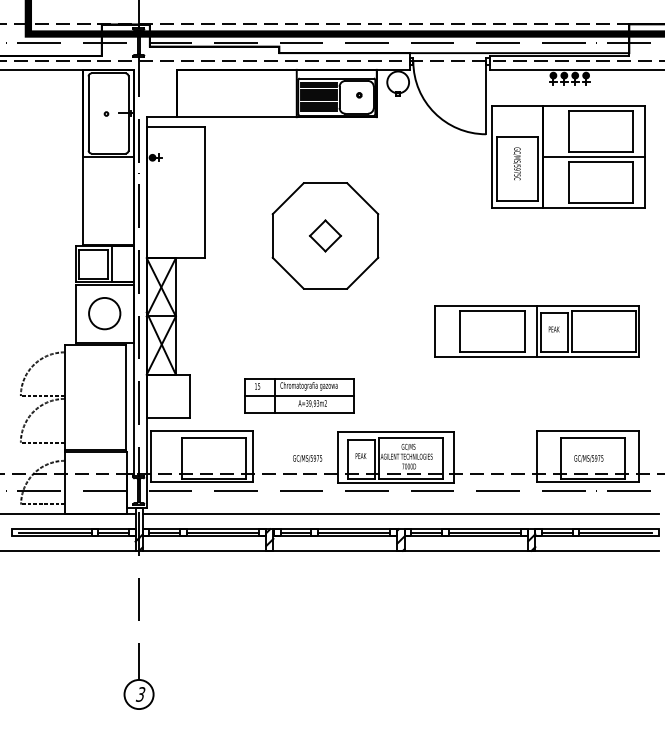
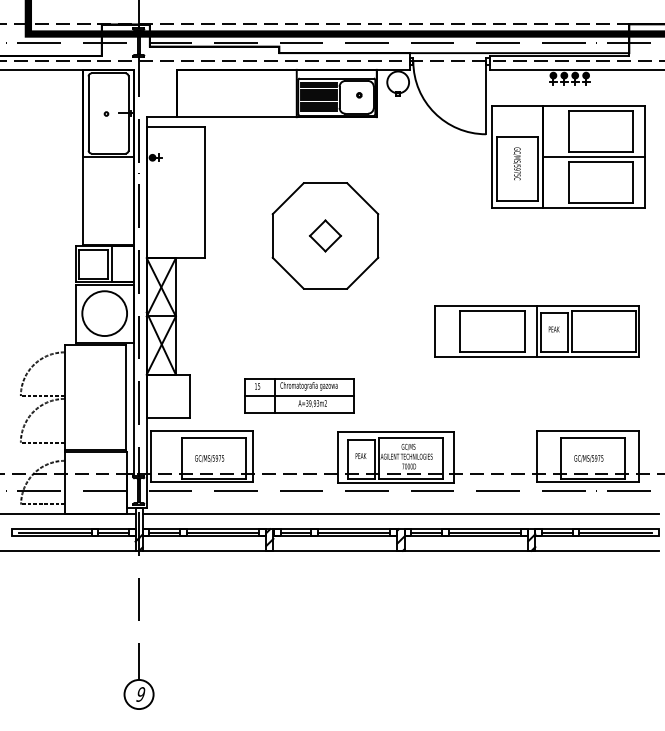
circle diameter: 31 px -> 45 px (104, 313)
text position: (307, 458) -> (209, 458) (209, 458)
text: 3 -> 9 (140, 694)
